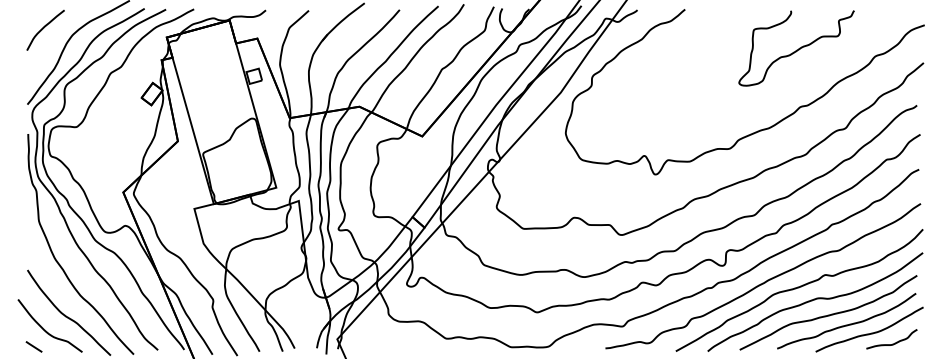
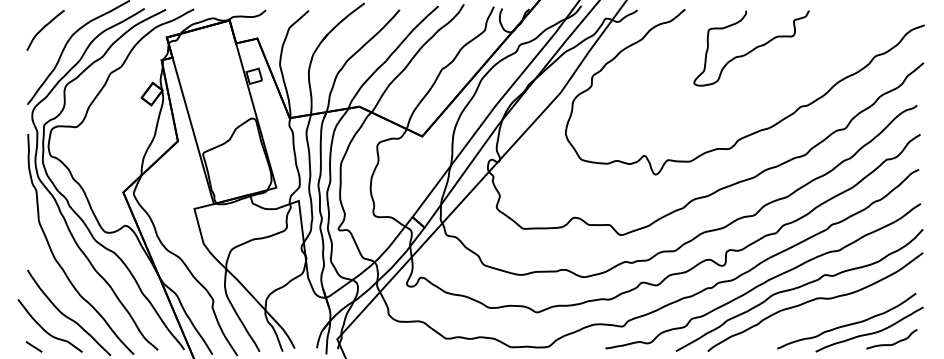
curve position: (796, 49) -> (751, 49) (751, 49)
curve: present -> none (828, 314)
